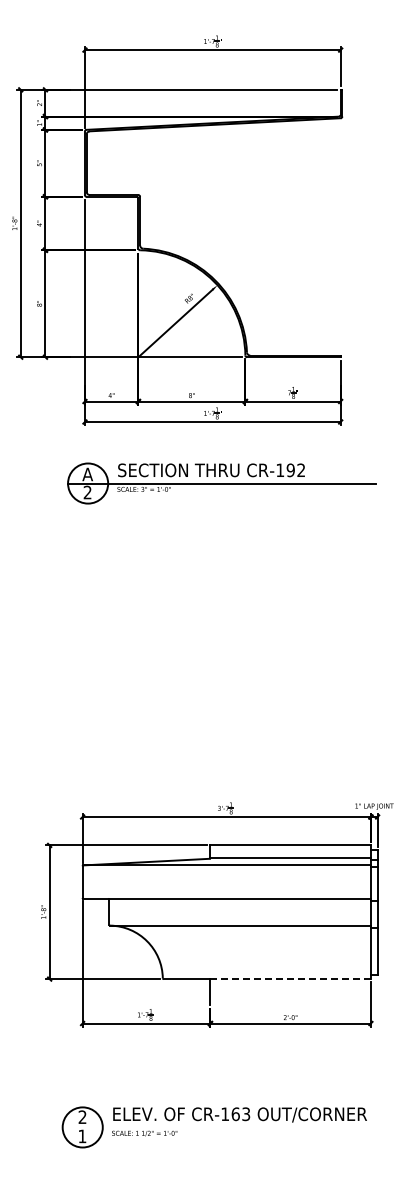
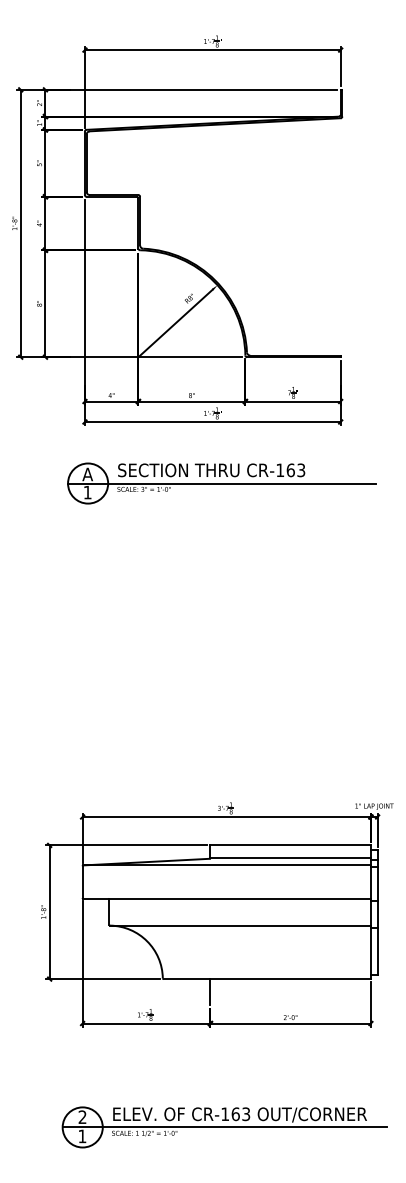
text: CR-192 -> CR-163 (295, 470)
text: 2 -> 1 (87, 492)
line: dashed -> solid (291, 979)
line: none -> present (224, 1127)
